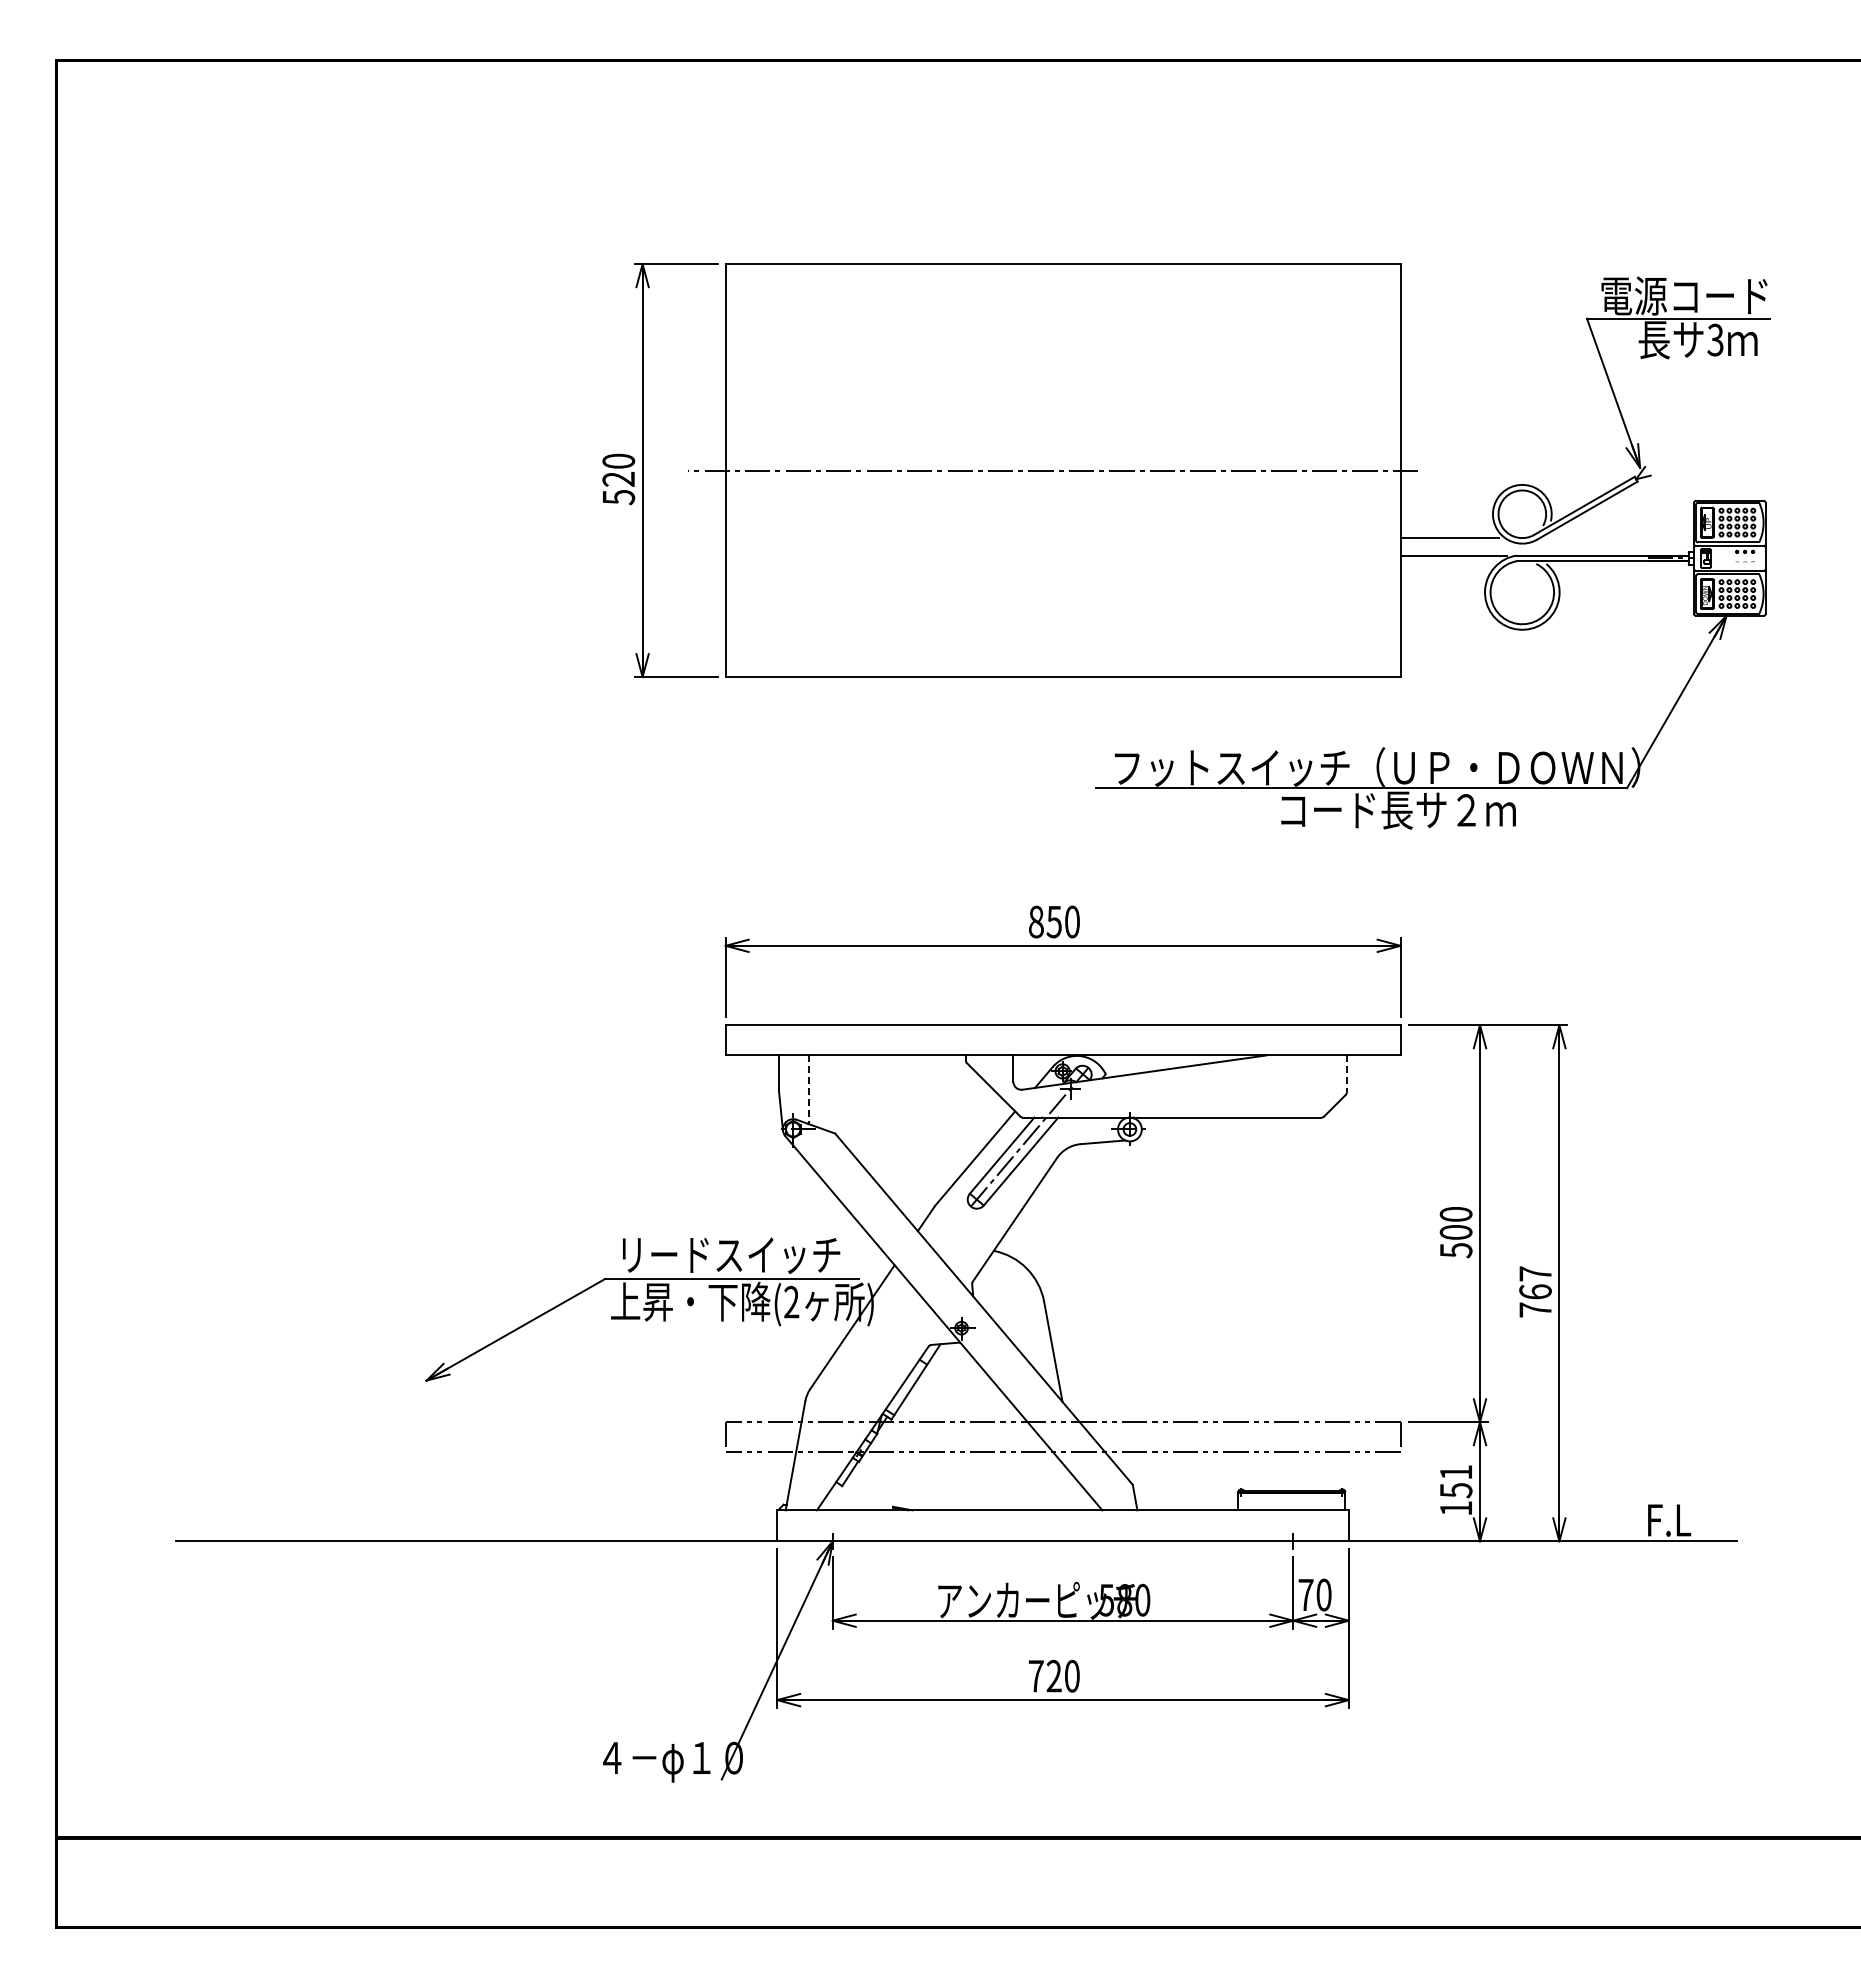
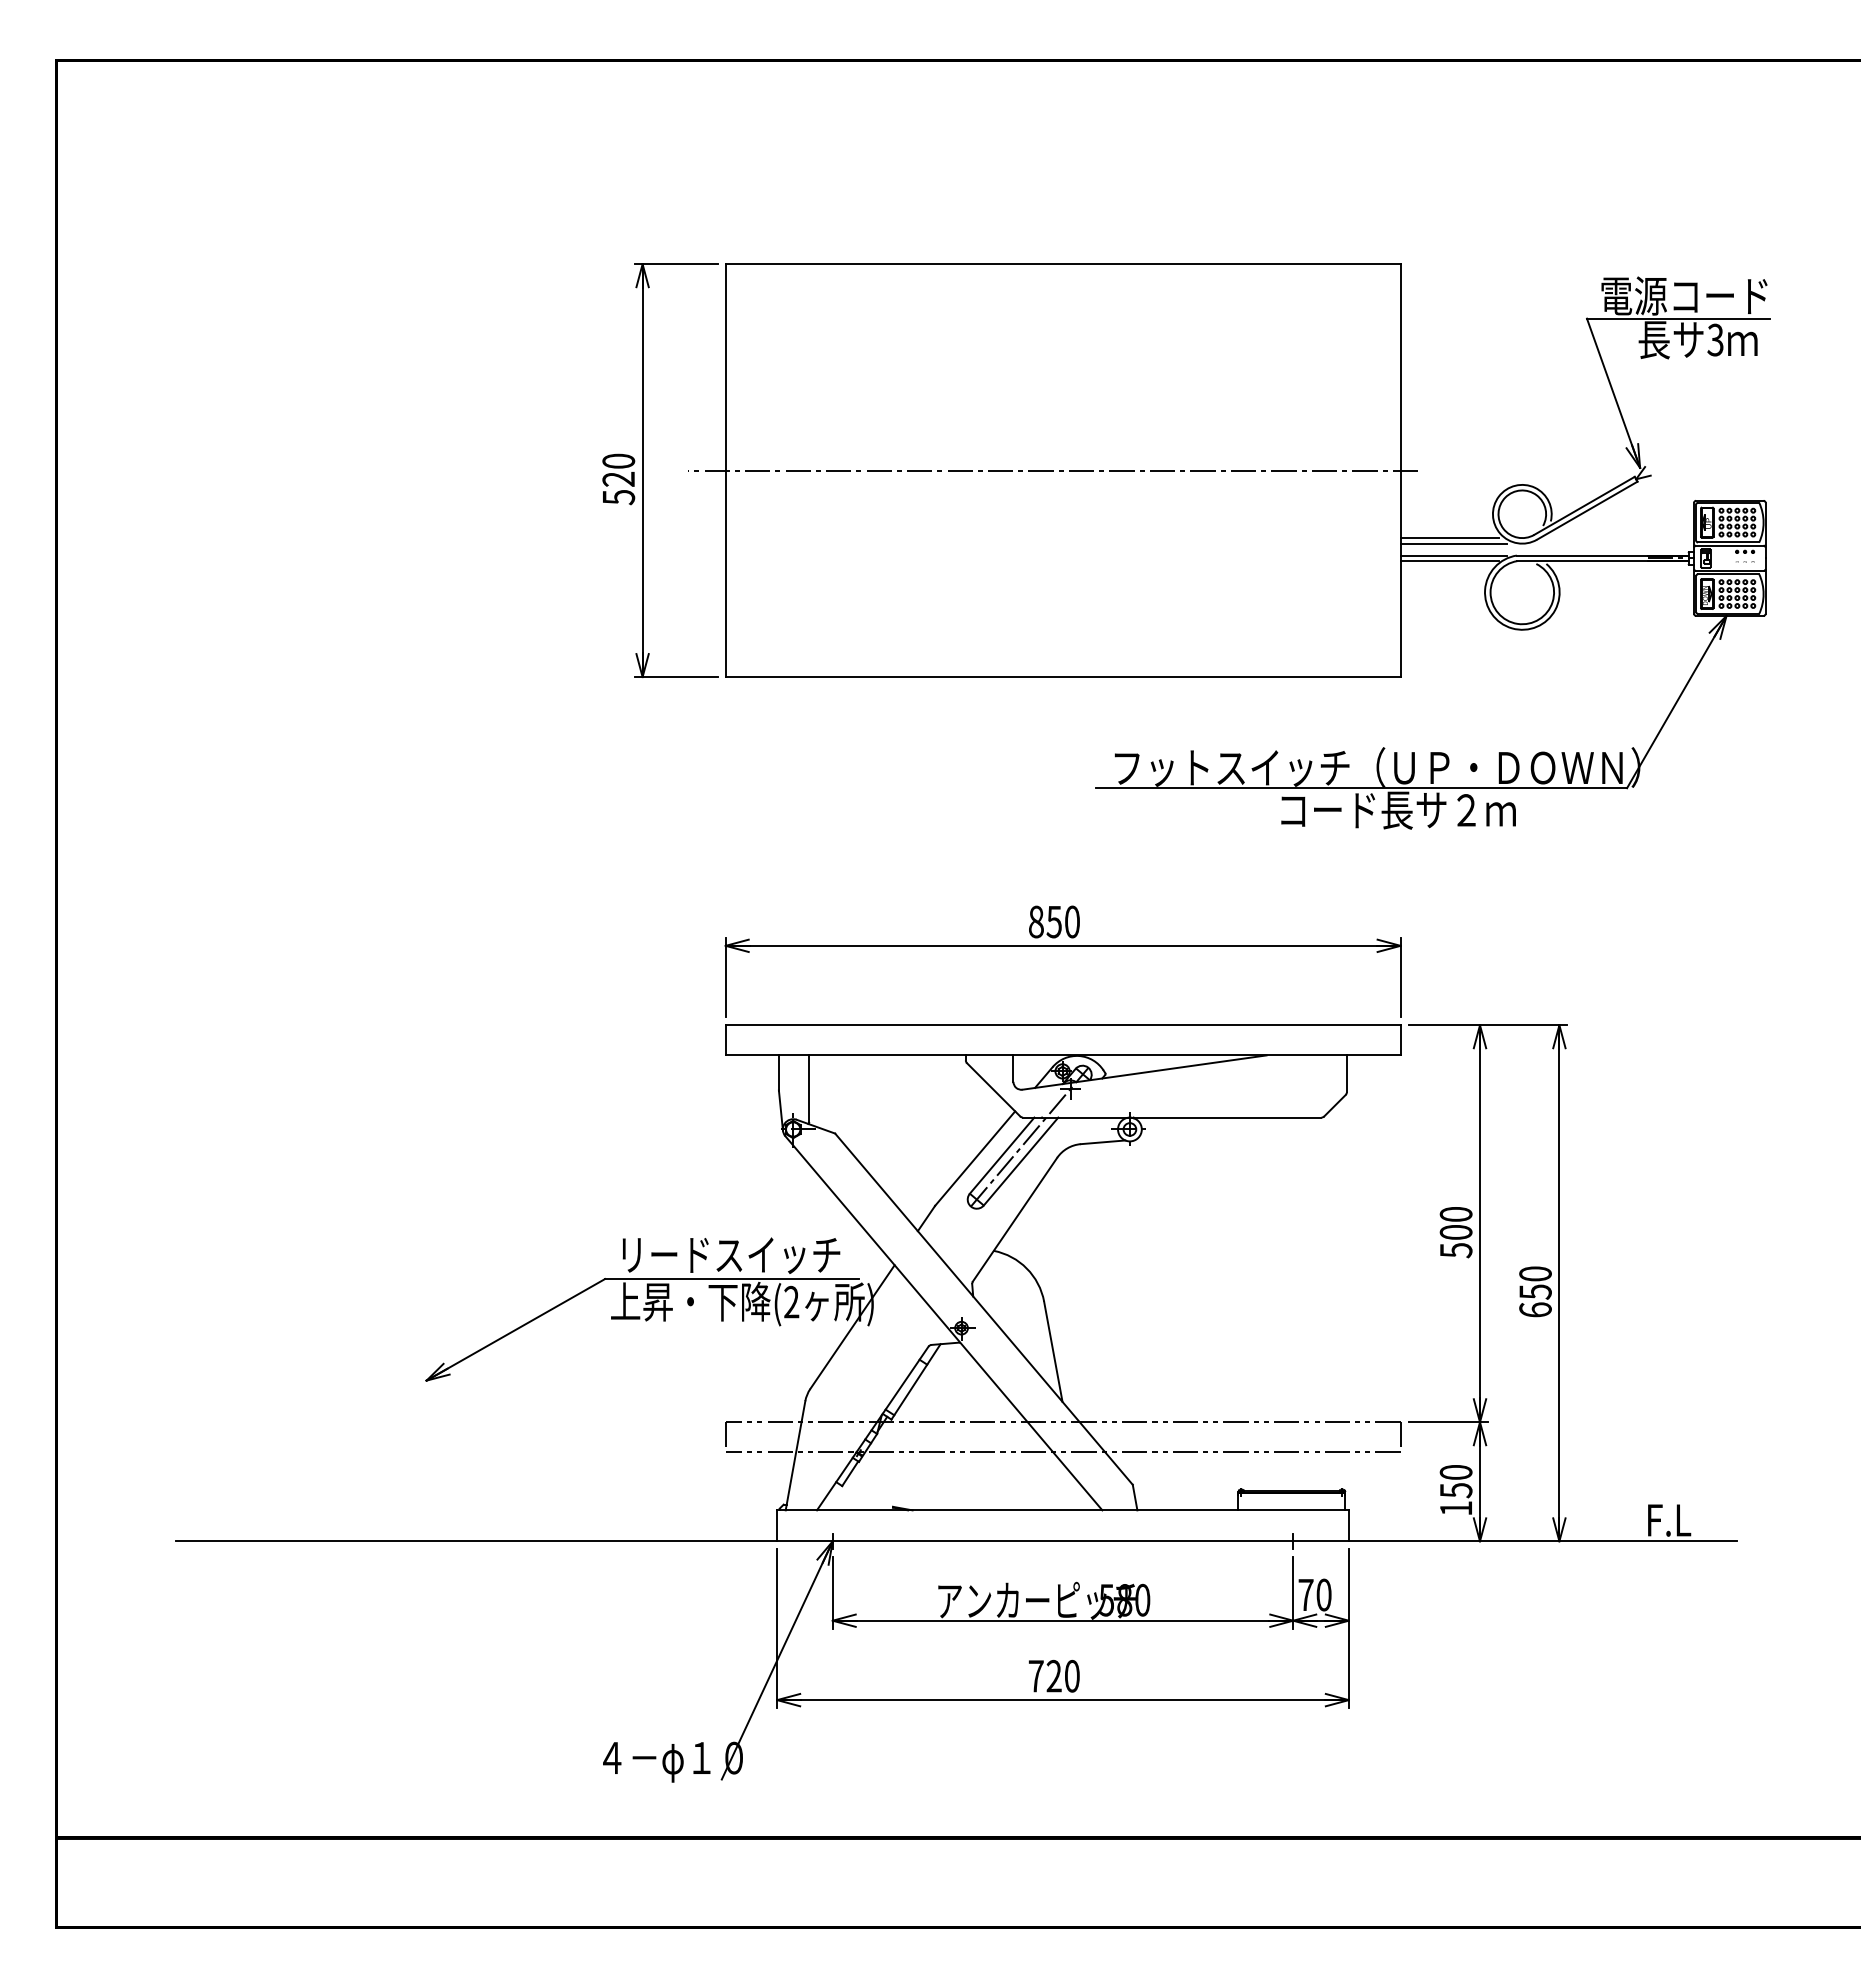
line: none -> present (1453, 543)
line: none -> present (1449, 561)
line: dashed -> solid (1346, 1074)
line: dashed -> solid (809, 1089)
text: 767 -> 650 (1535, 1291)
text: 151 -> 150 (1455, 1472)
